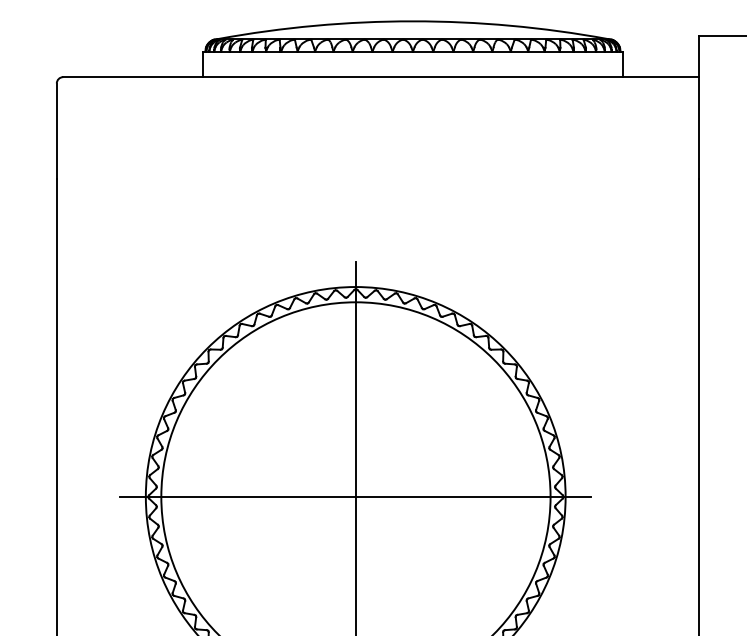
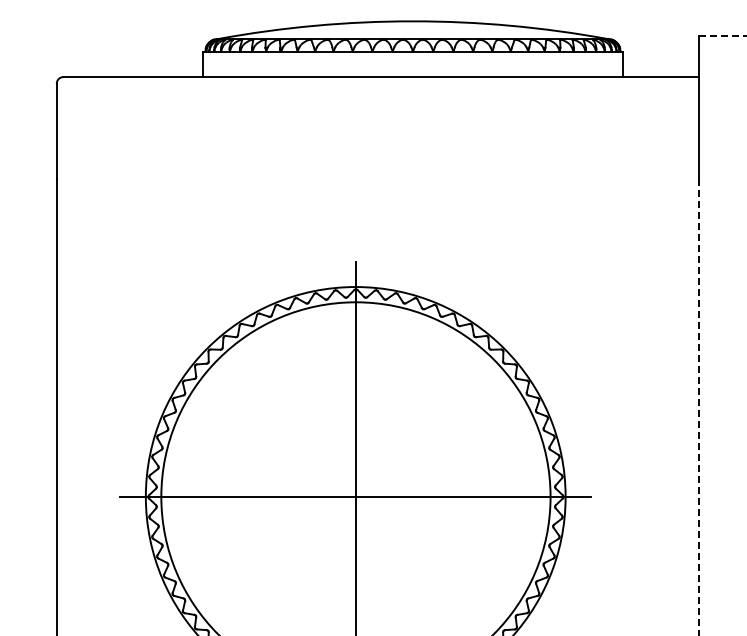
line: solid -> dashed (723, 36)
line: solid -> dashed (699, 407)
